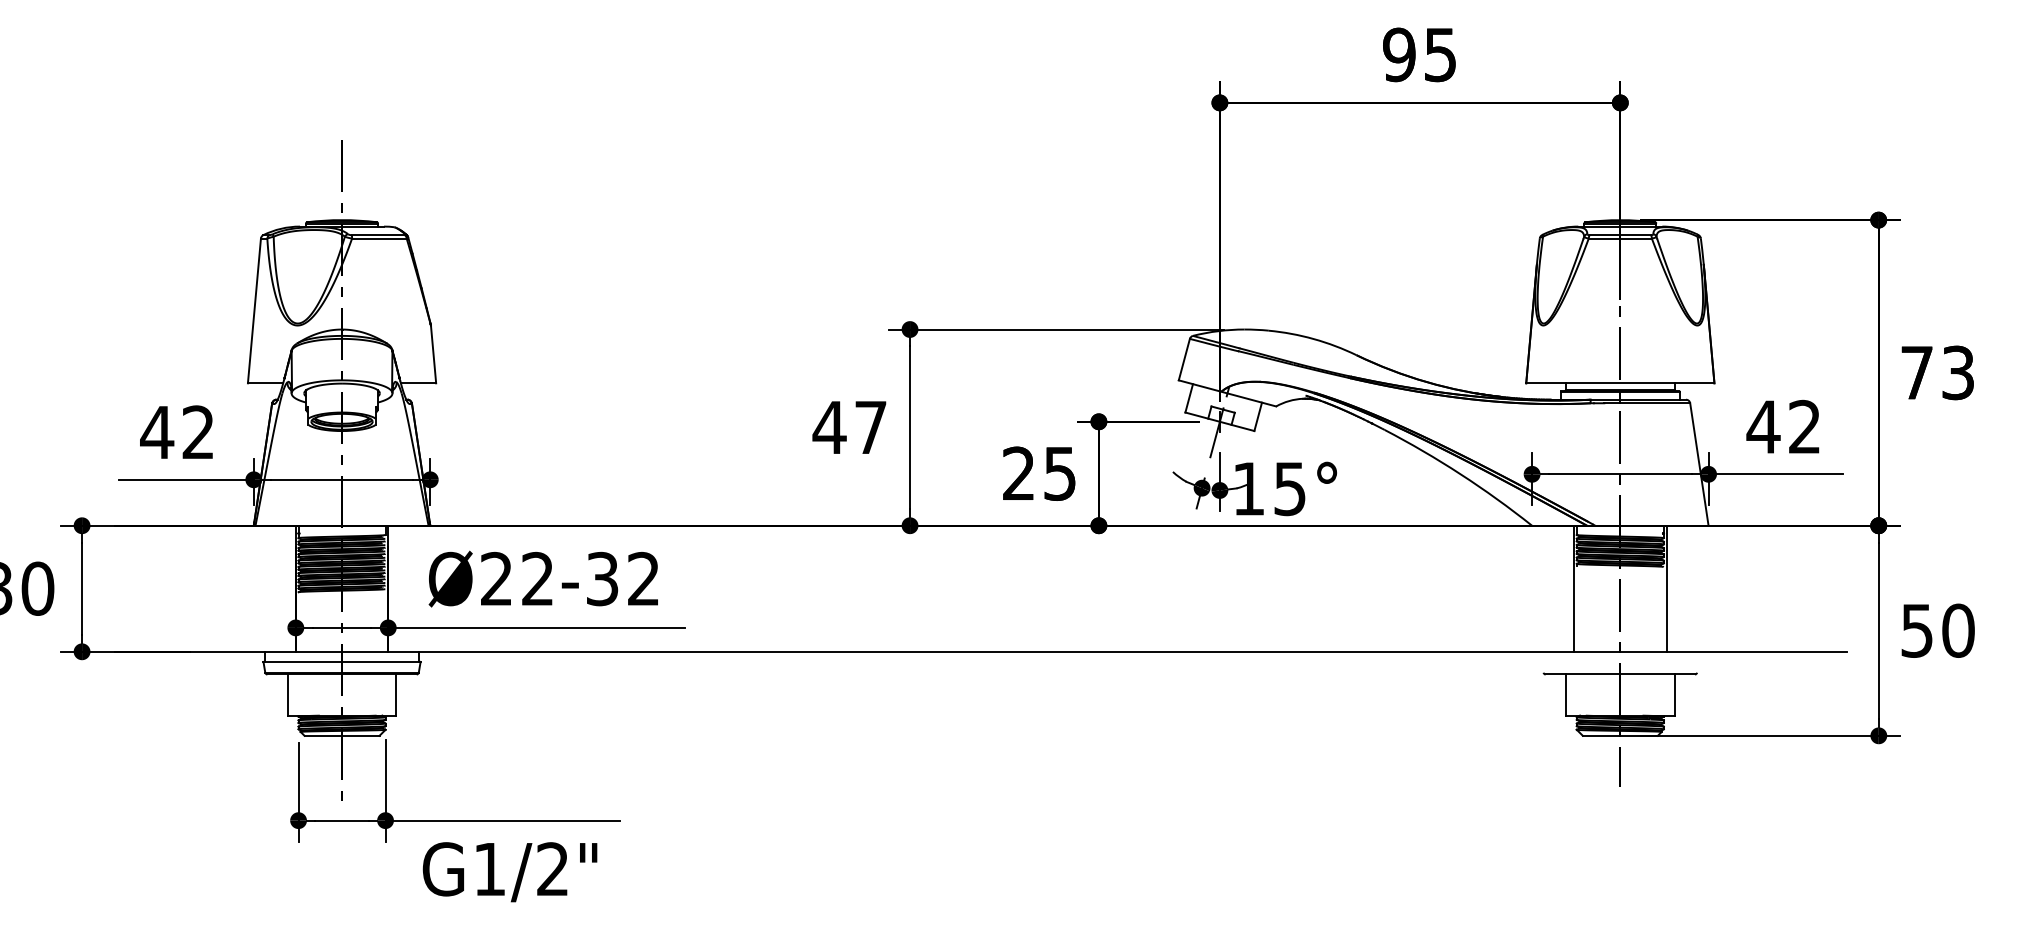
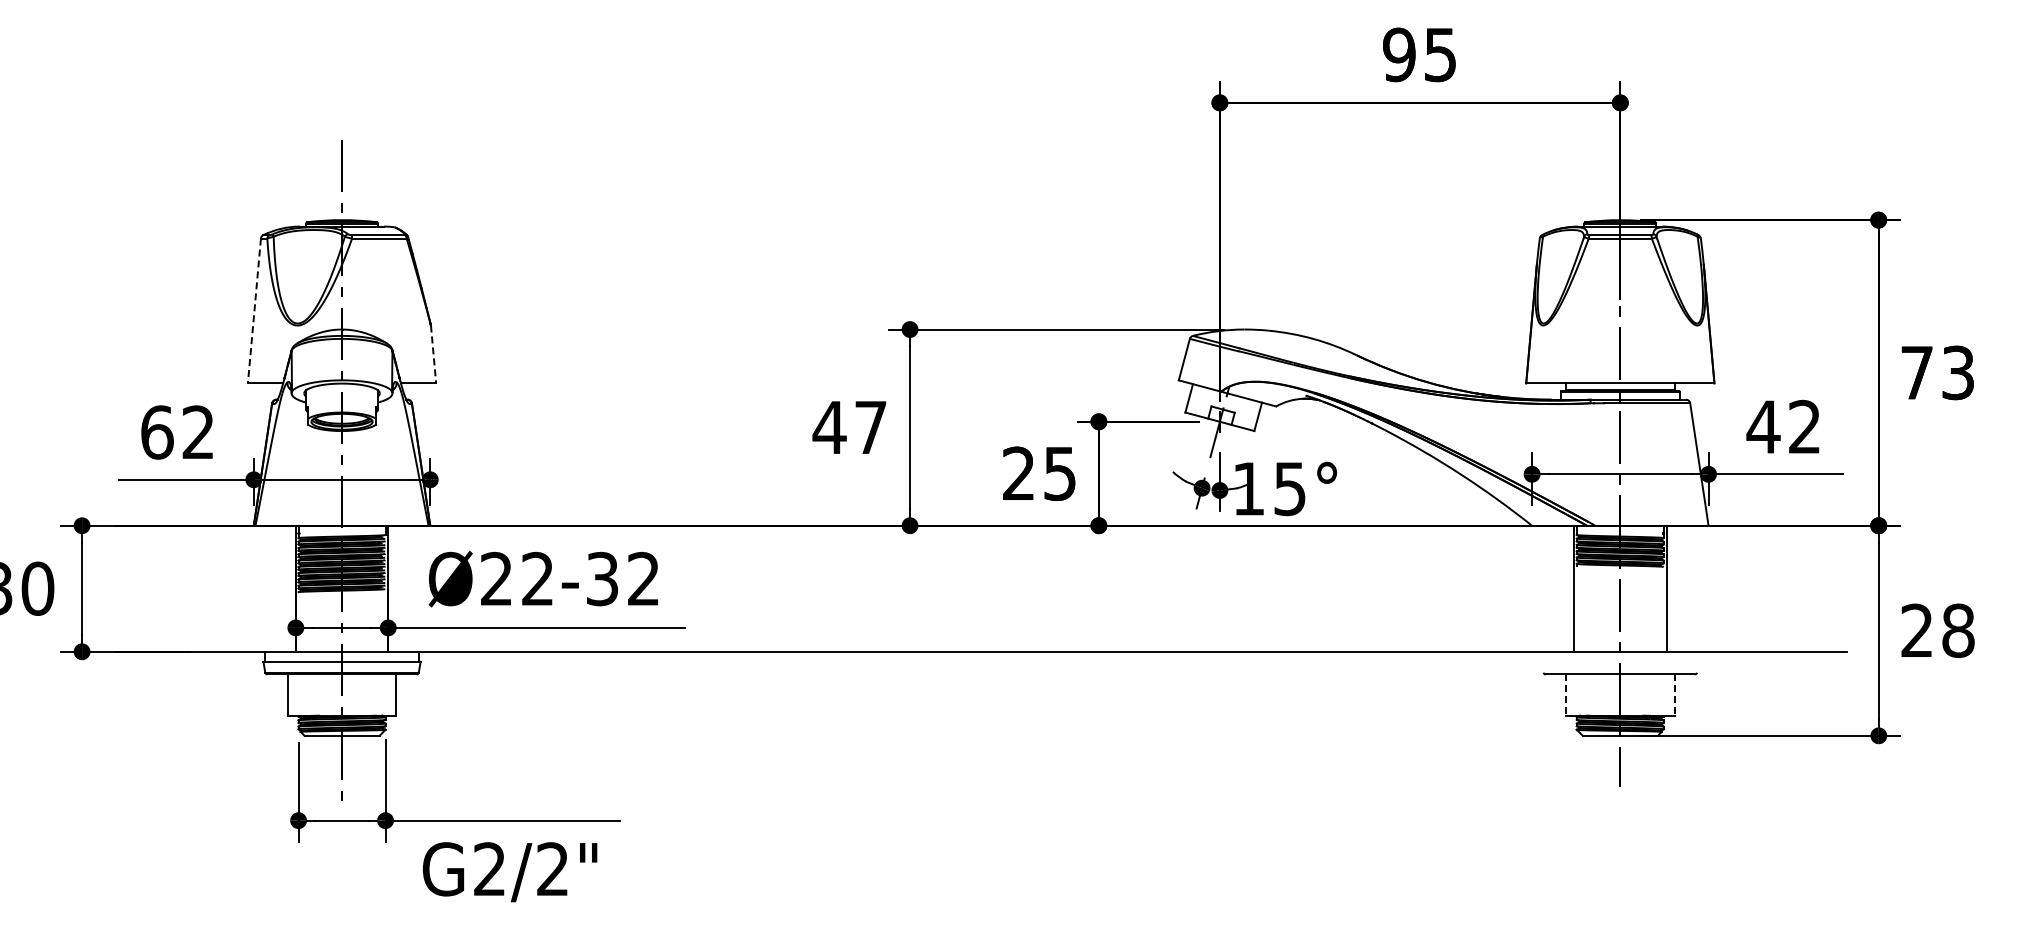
line: solid -> dashed (254, 310)
line: solid -> dashed (433, 354)
text: 42 -> 62 (157, 432)
text: 50 -> 28 (1937, 630)
line: solid -> dashed (1565, 695)
line: solid -> dashed (1674, 695)
text: G1/2" -> G2/2" (489, 868)
